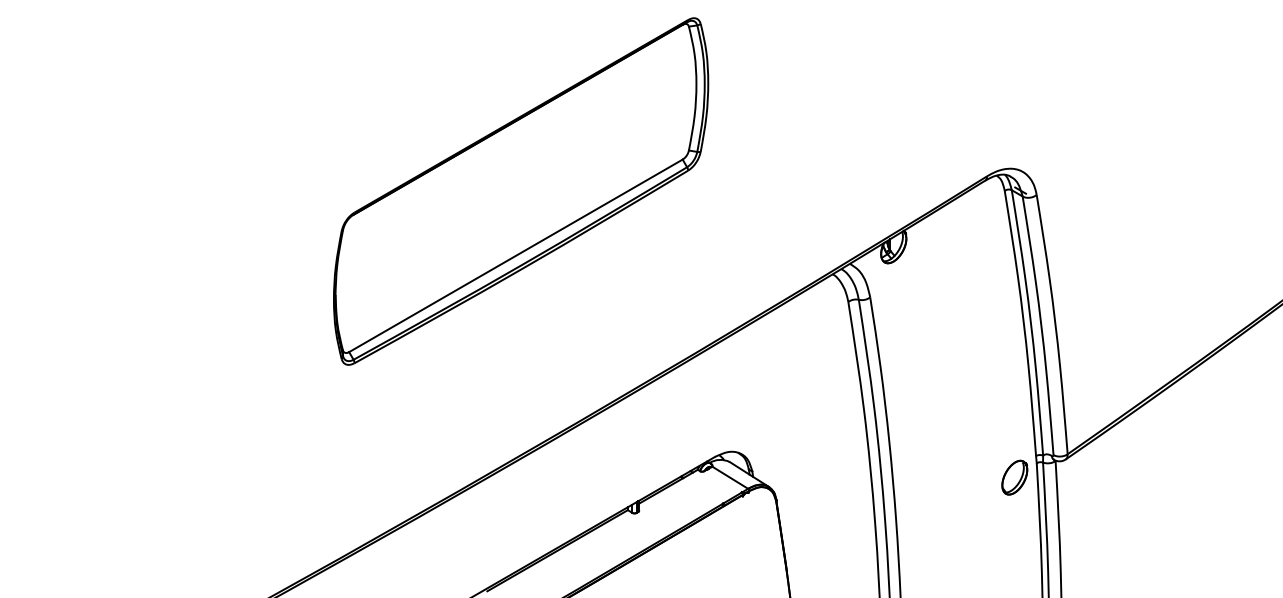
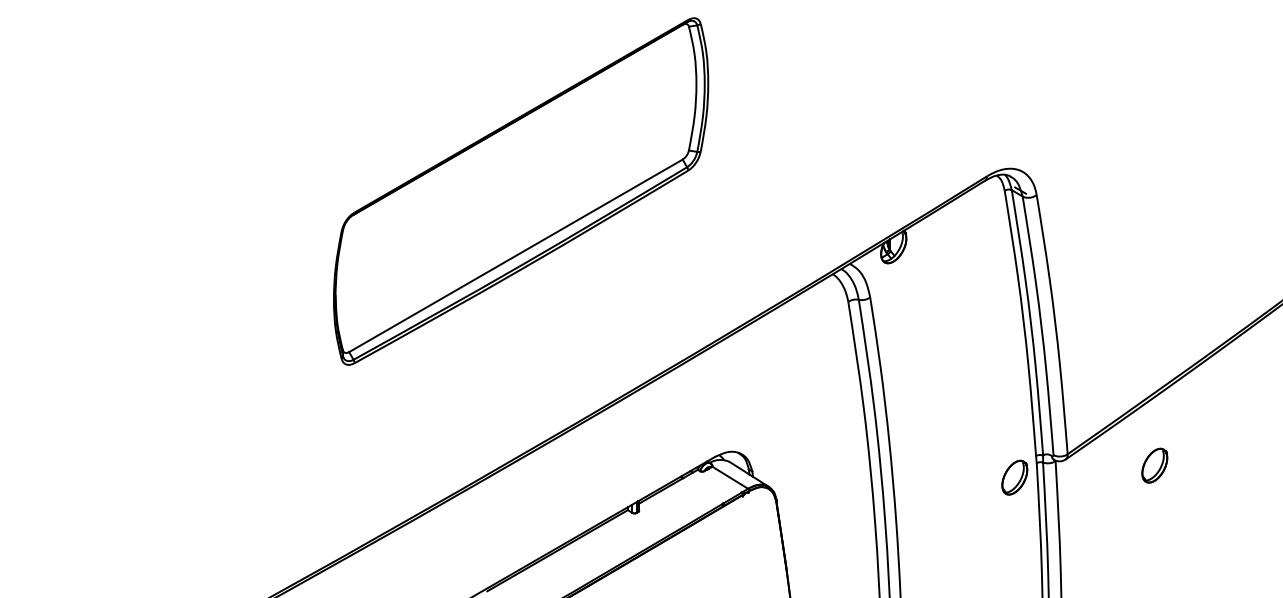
part: none -> present (1154, 465)
